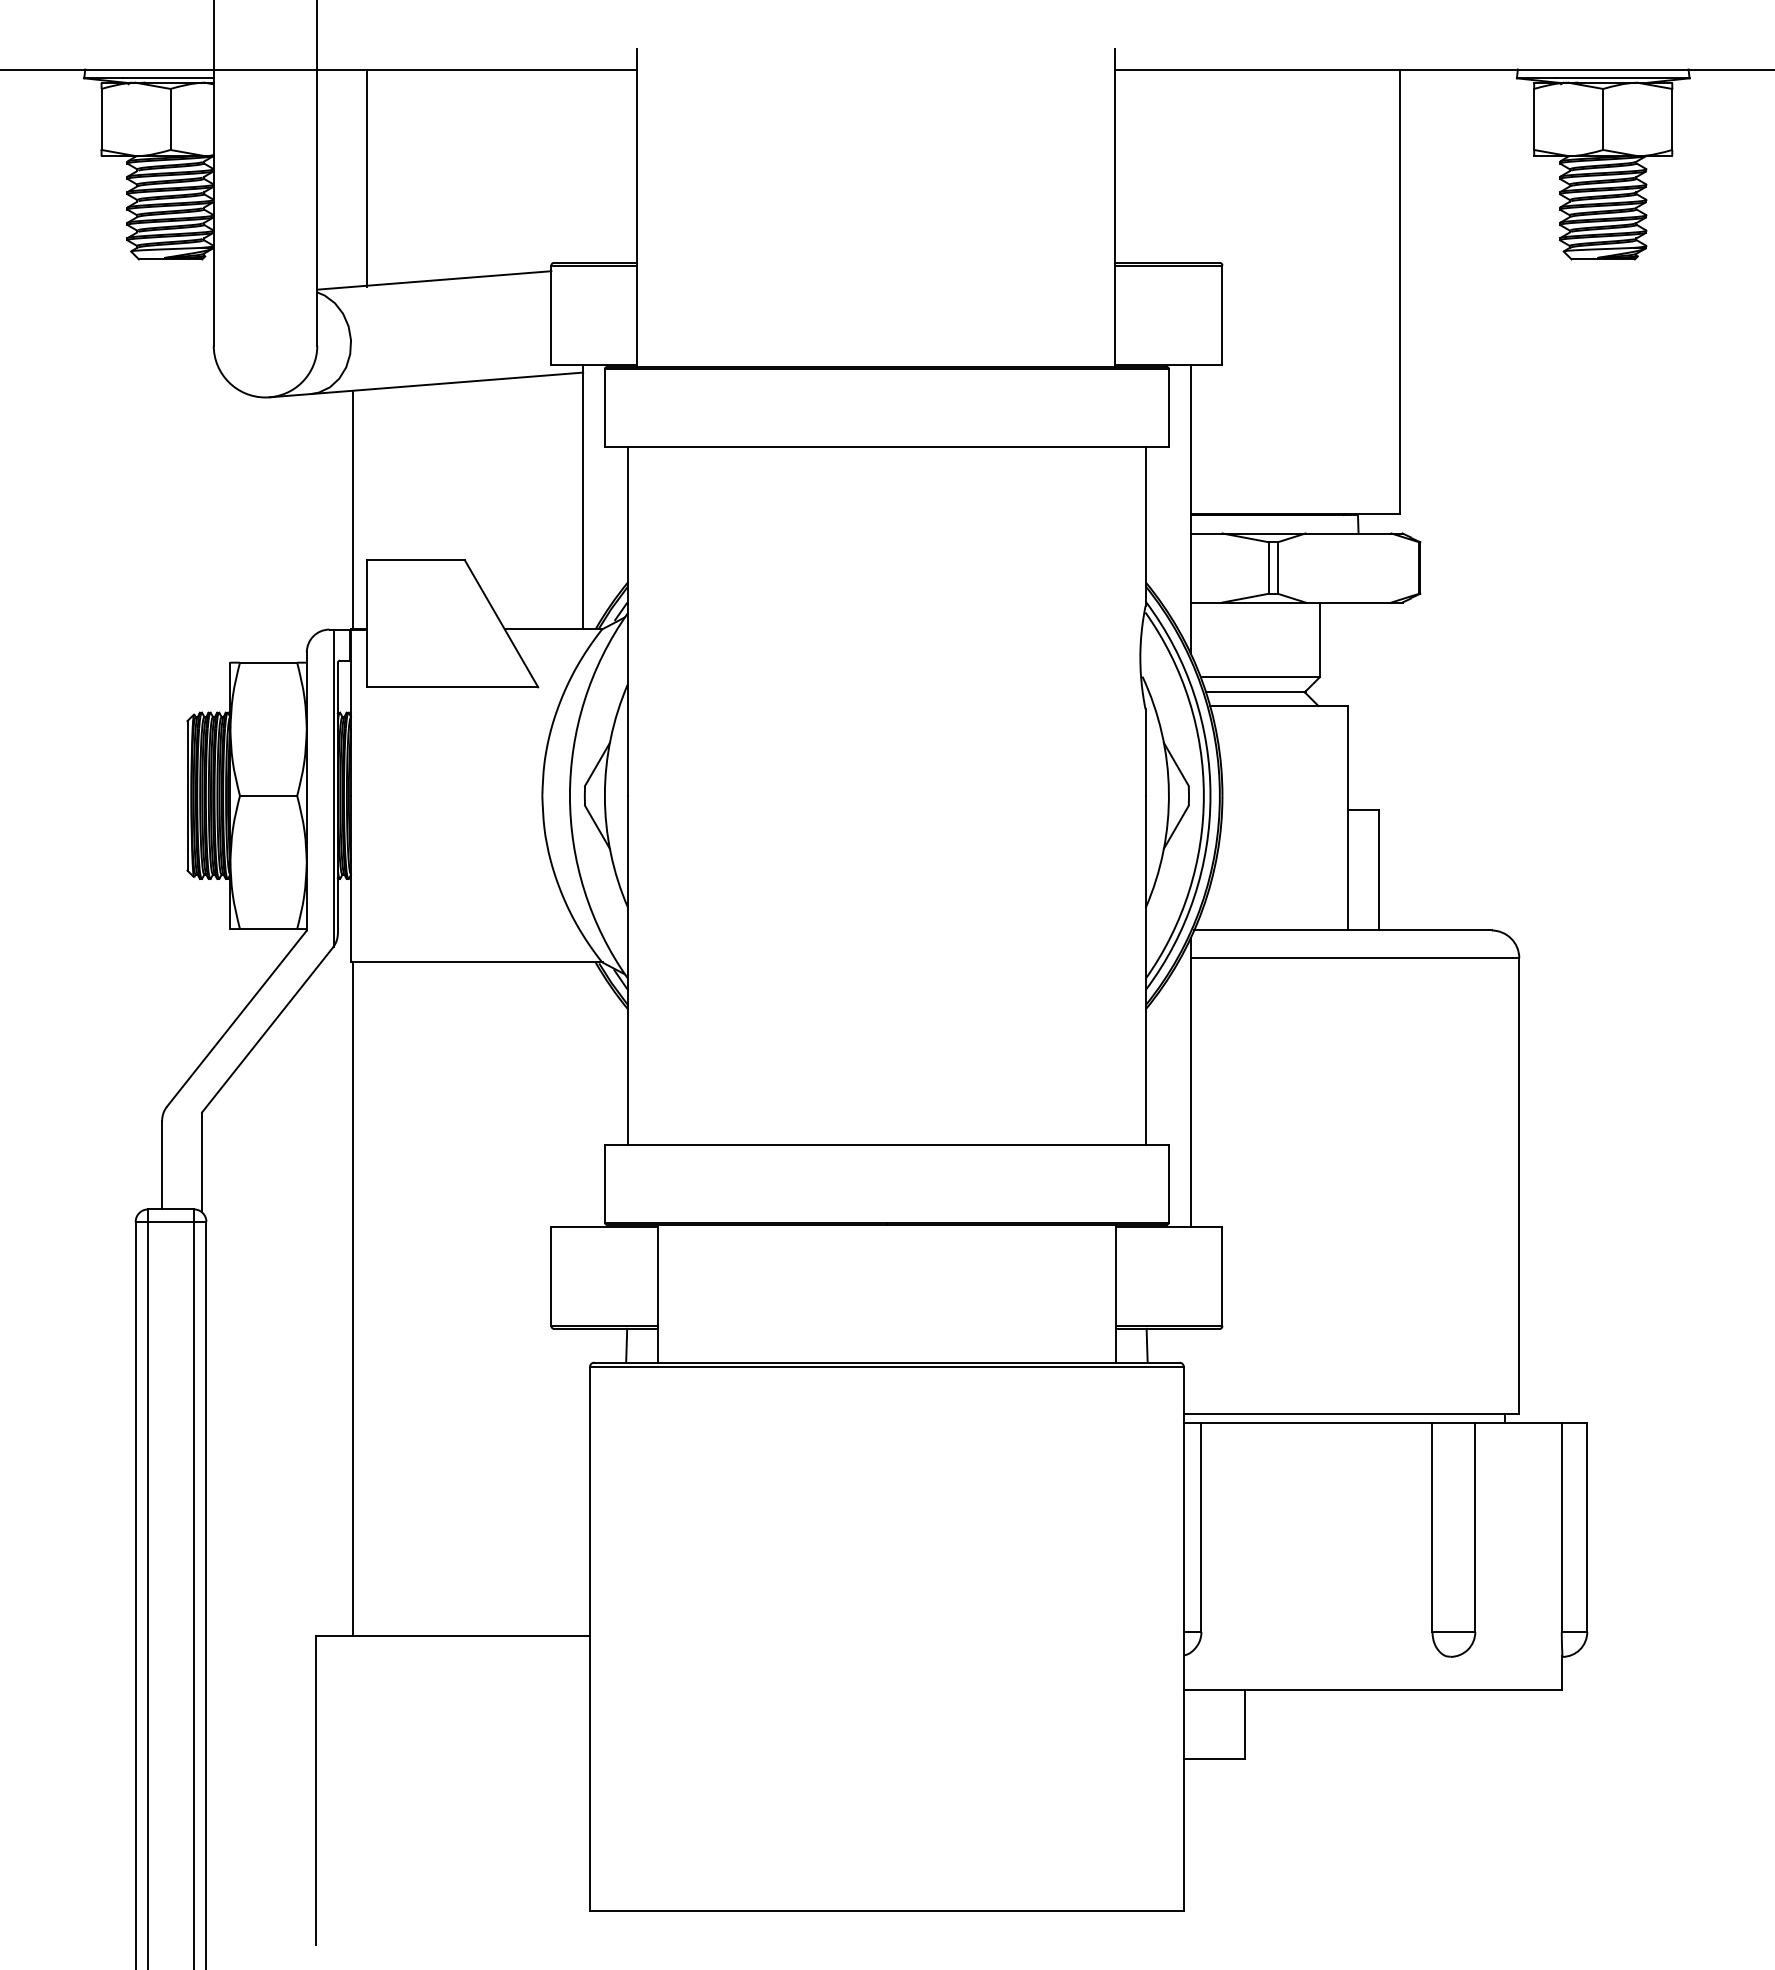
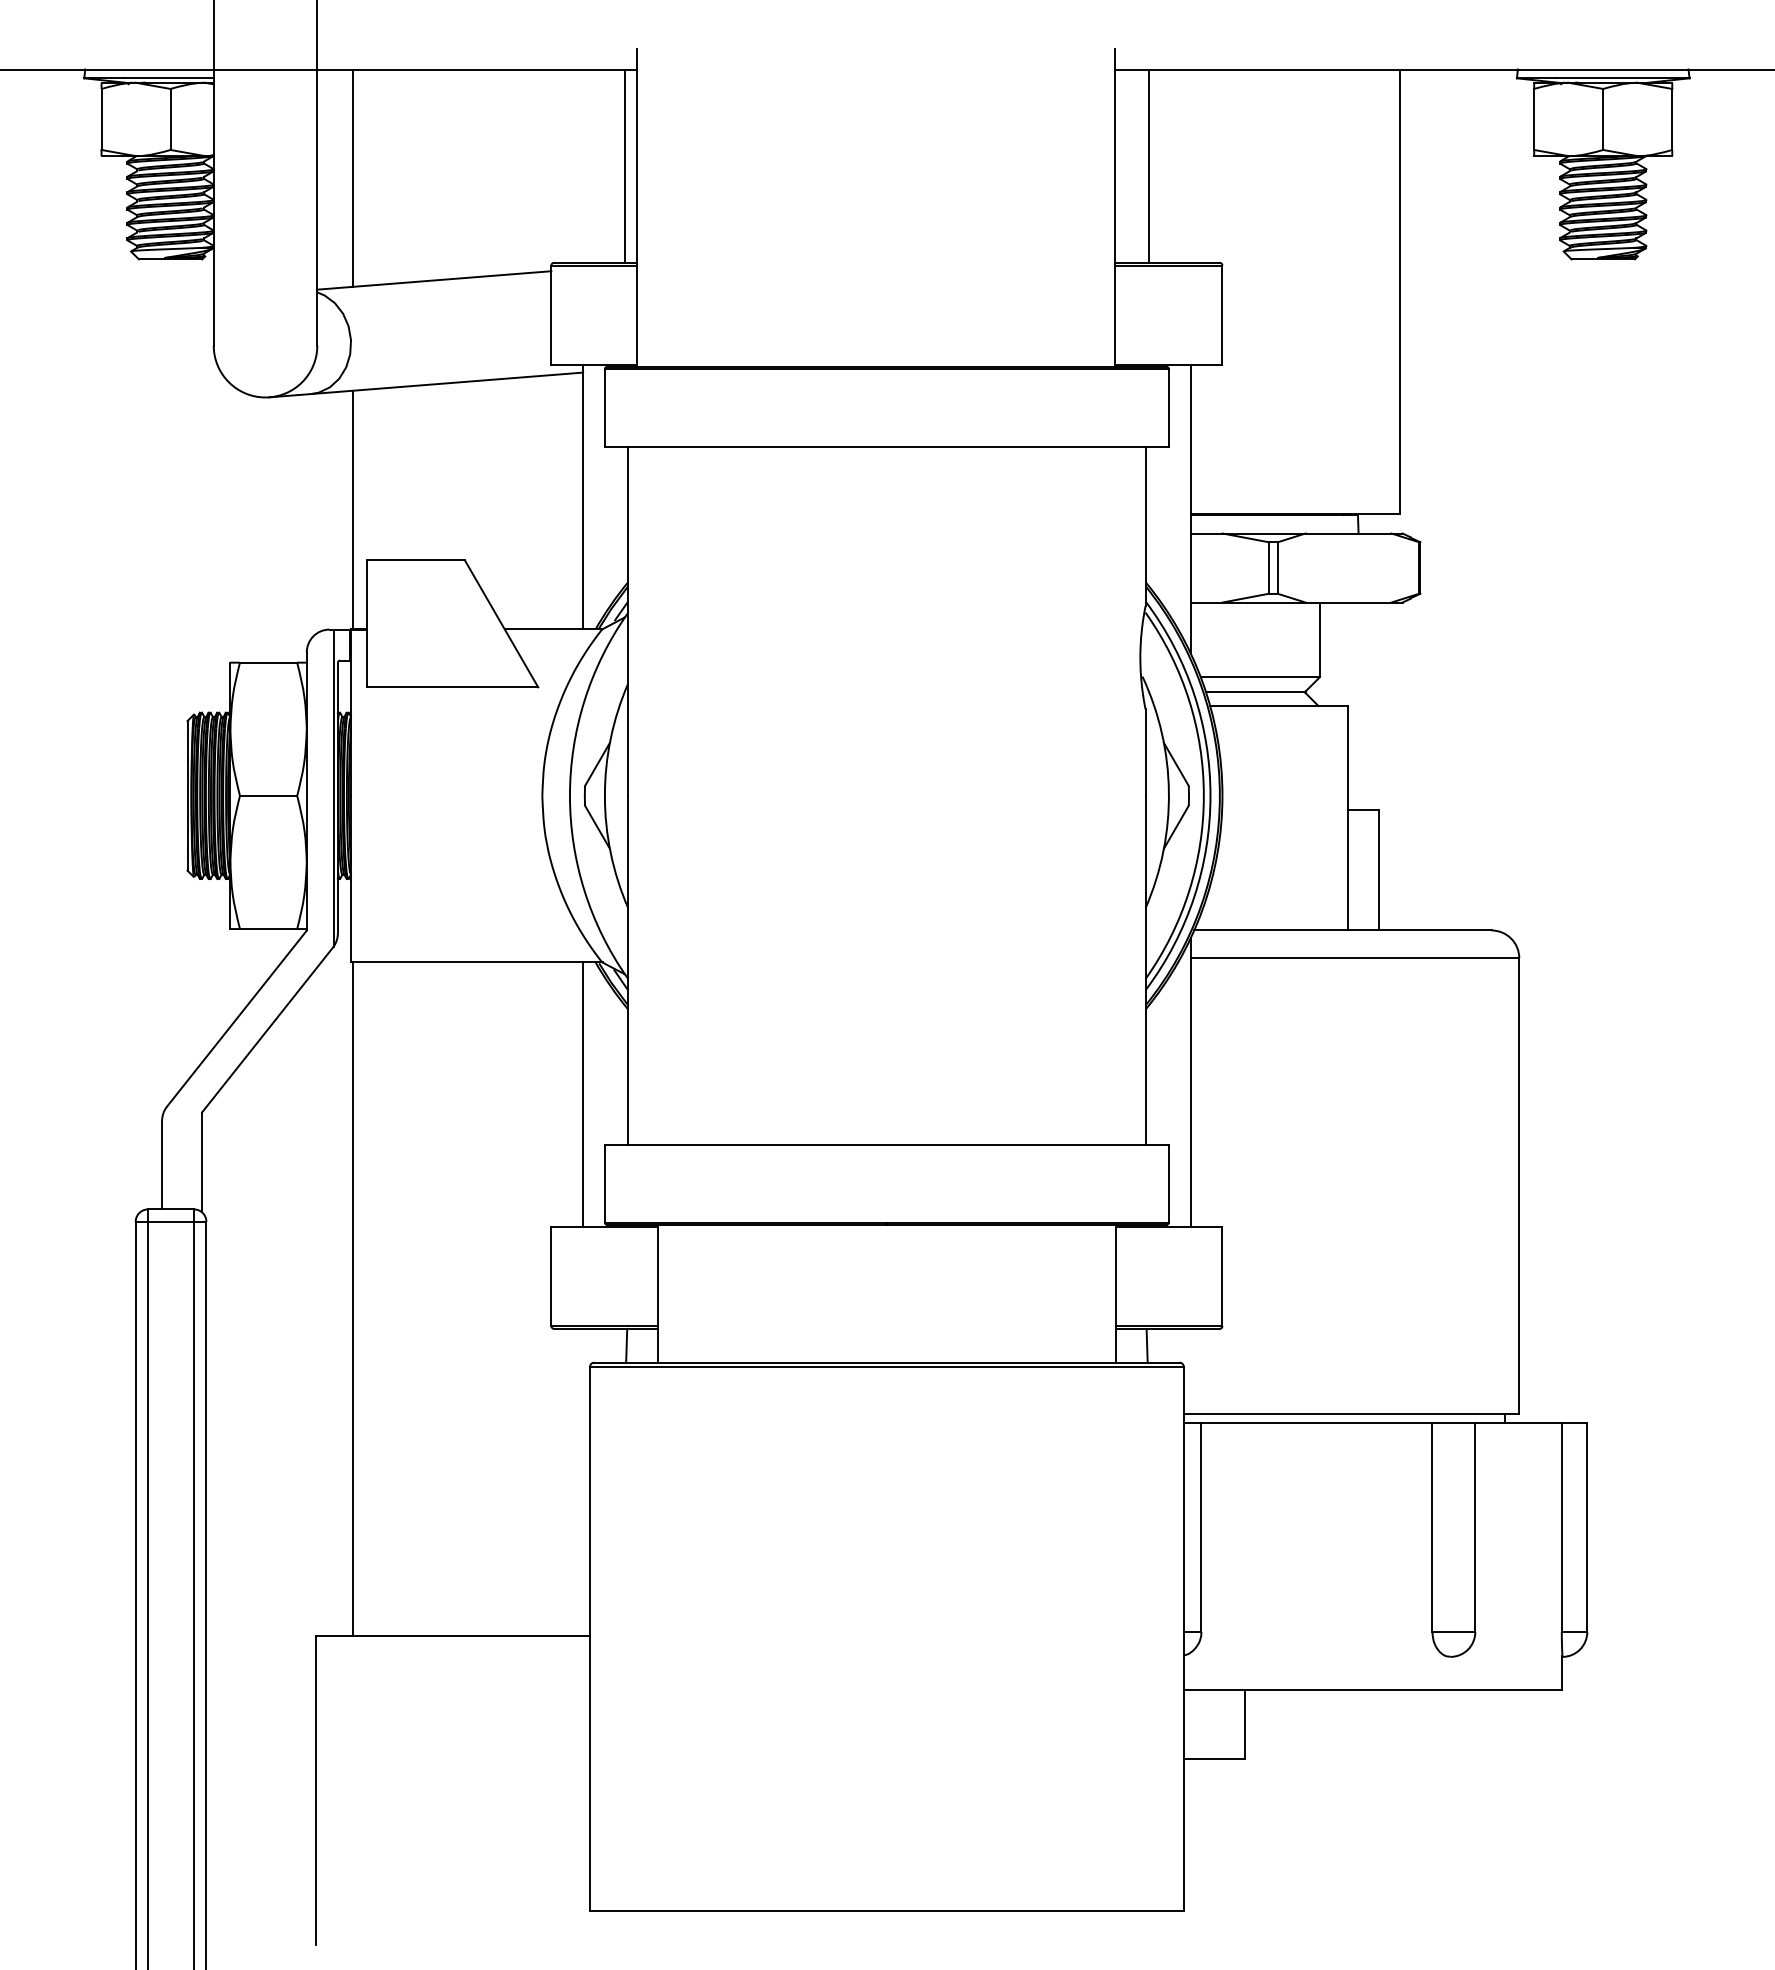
line: none -> present (624, 165)
line: none -> present (1149, 165)
line position: (366, 177) -> (352, 177) (352, 177)
line: none -> present (583, 1094)
